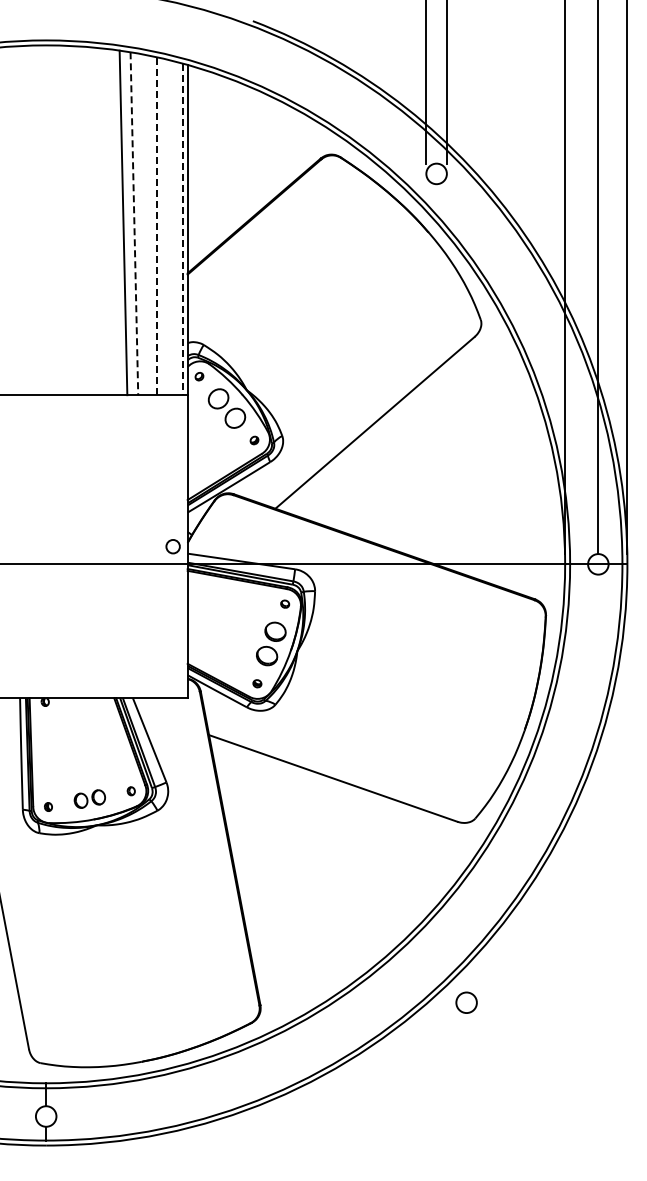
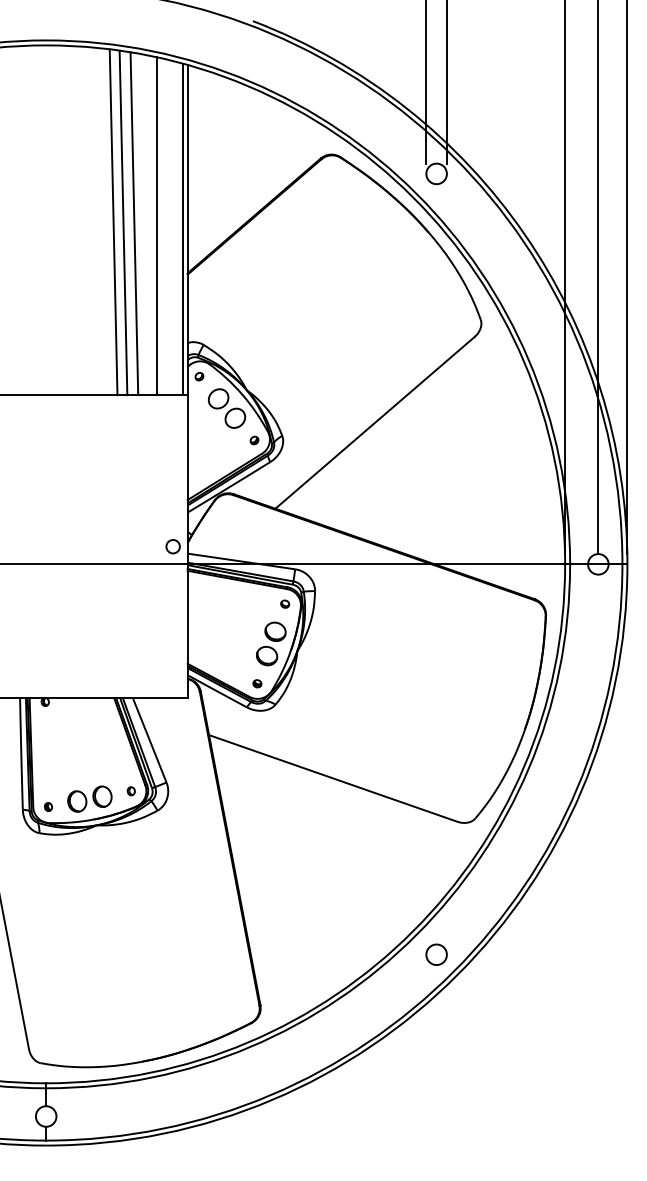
line: none -> present (113, 222)
line: dashed -> solid (134, 224)
line: dashed -> solid (157, 226)
line: dashed -> solid (183, 229)
part size: 33x20 px -> 46x28 px (89, 798)
circle position: (466, 1002) -> (436, 954) (436, 954)
